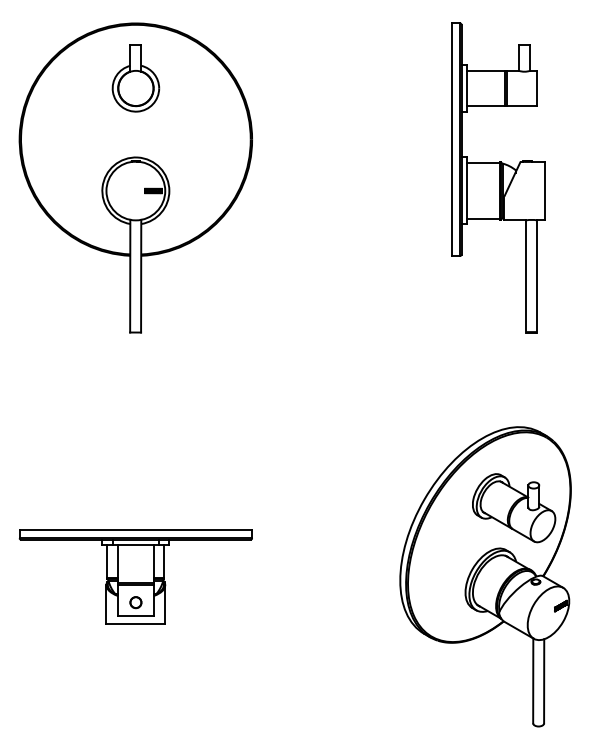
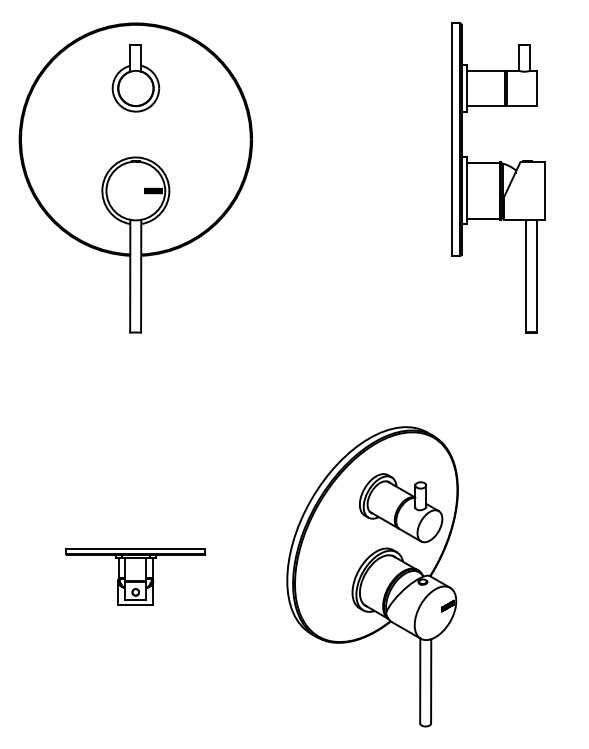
part size: 235x96 px -> 142x58 px (135, 576)
part position: (485, 576) -> (372, 576) (372, 576)
